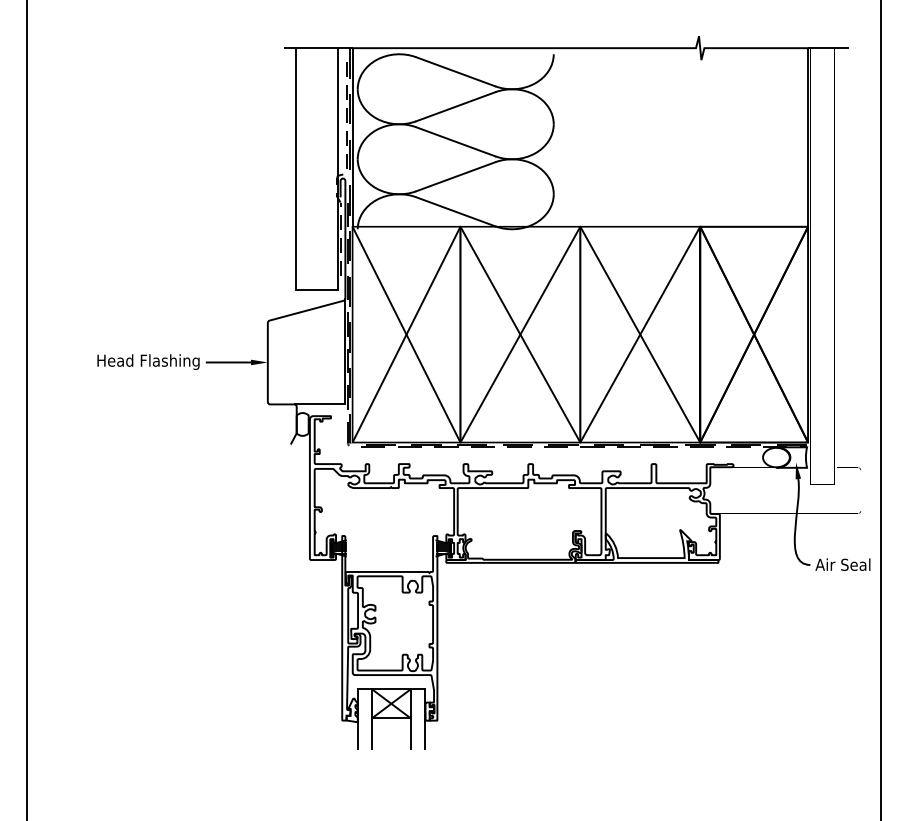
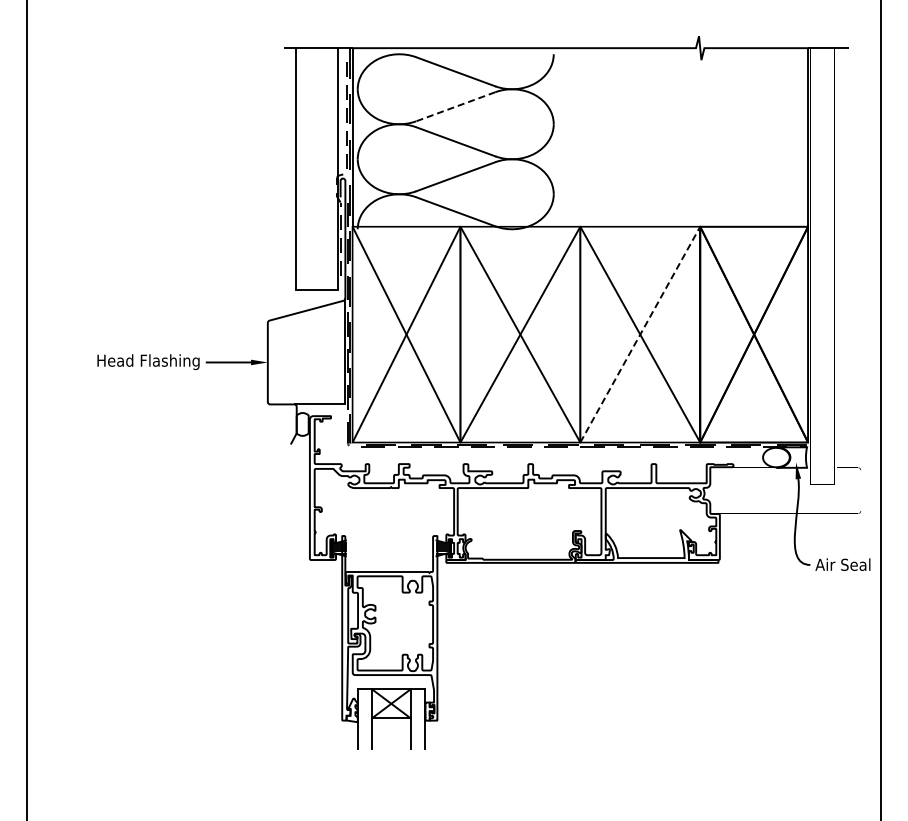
line: solid -> dashed (455, 106)
line: solid -> dashed (640, 334)
